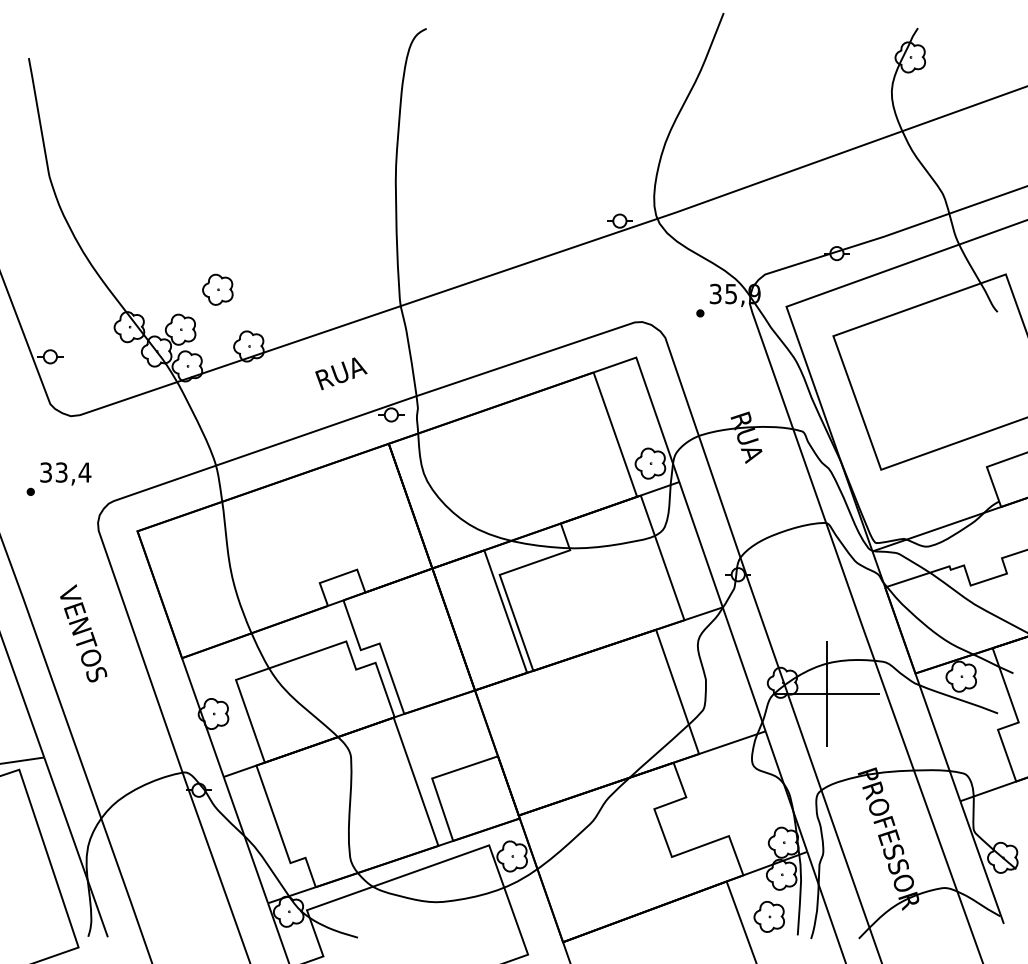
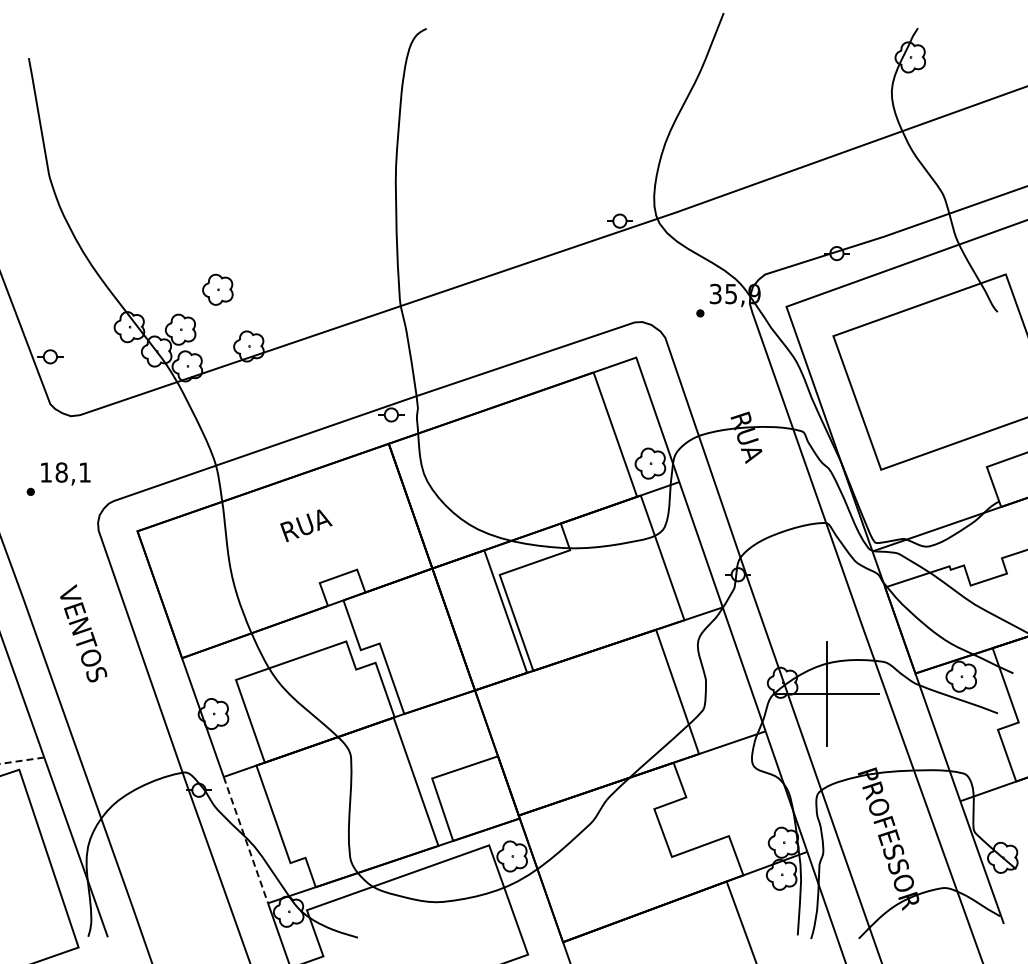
text position: (341, 373) -> (306, 525) (306, 525)
text: 33,4 -> 18,1 (65, 472)
line: solid -> dashed (22, 760)
line: solid -> dashed (245, 840)
part: present -> none (768, 916)
